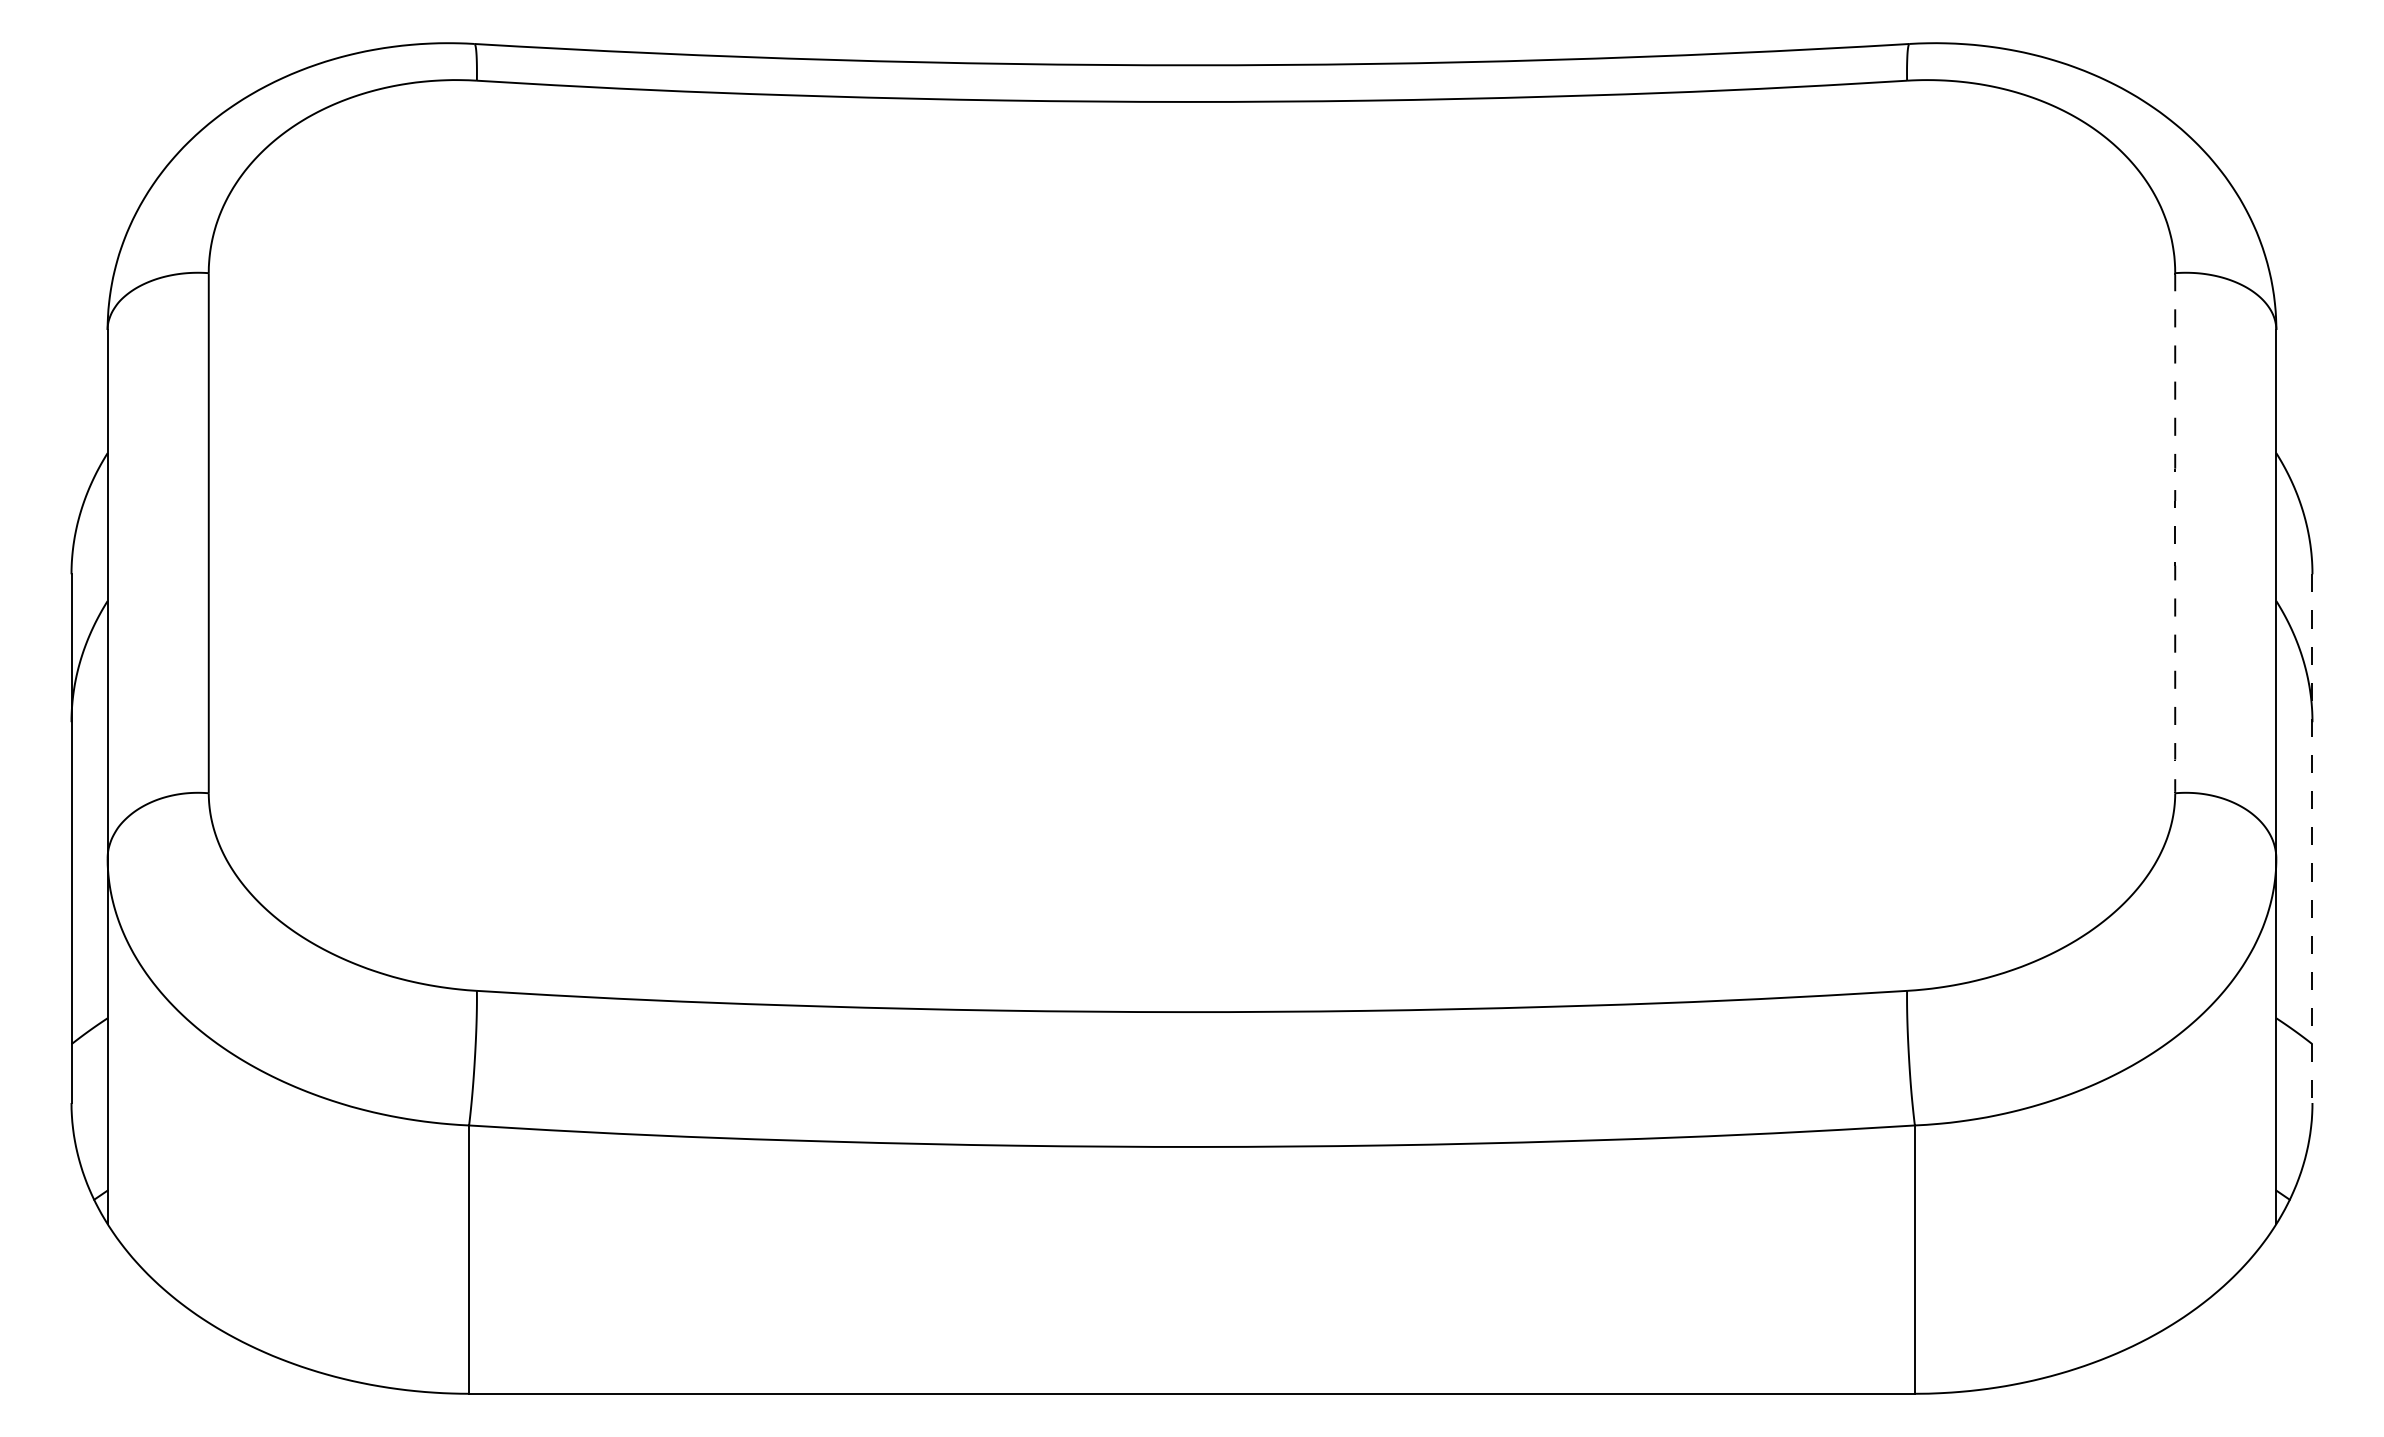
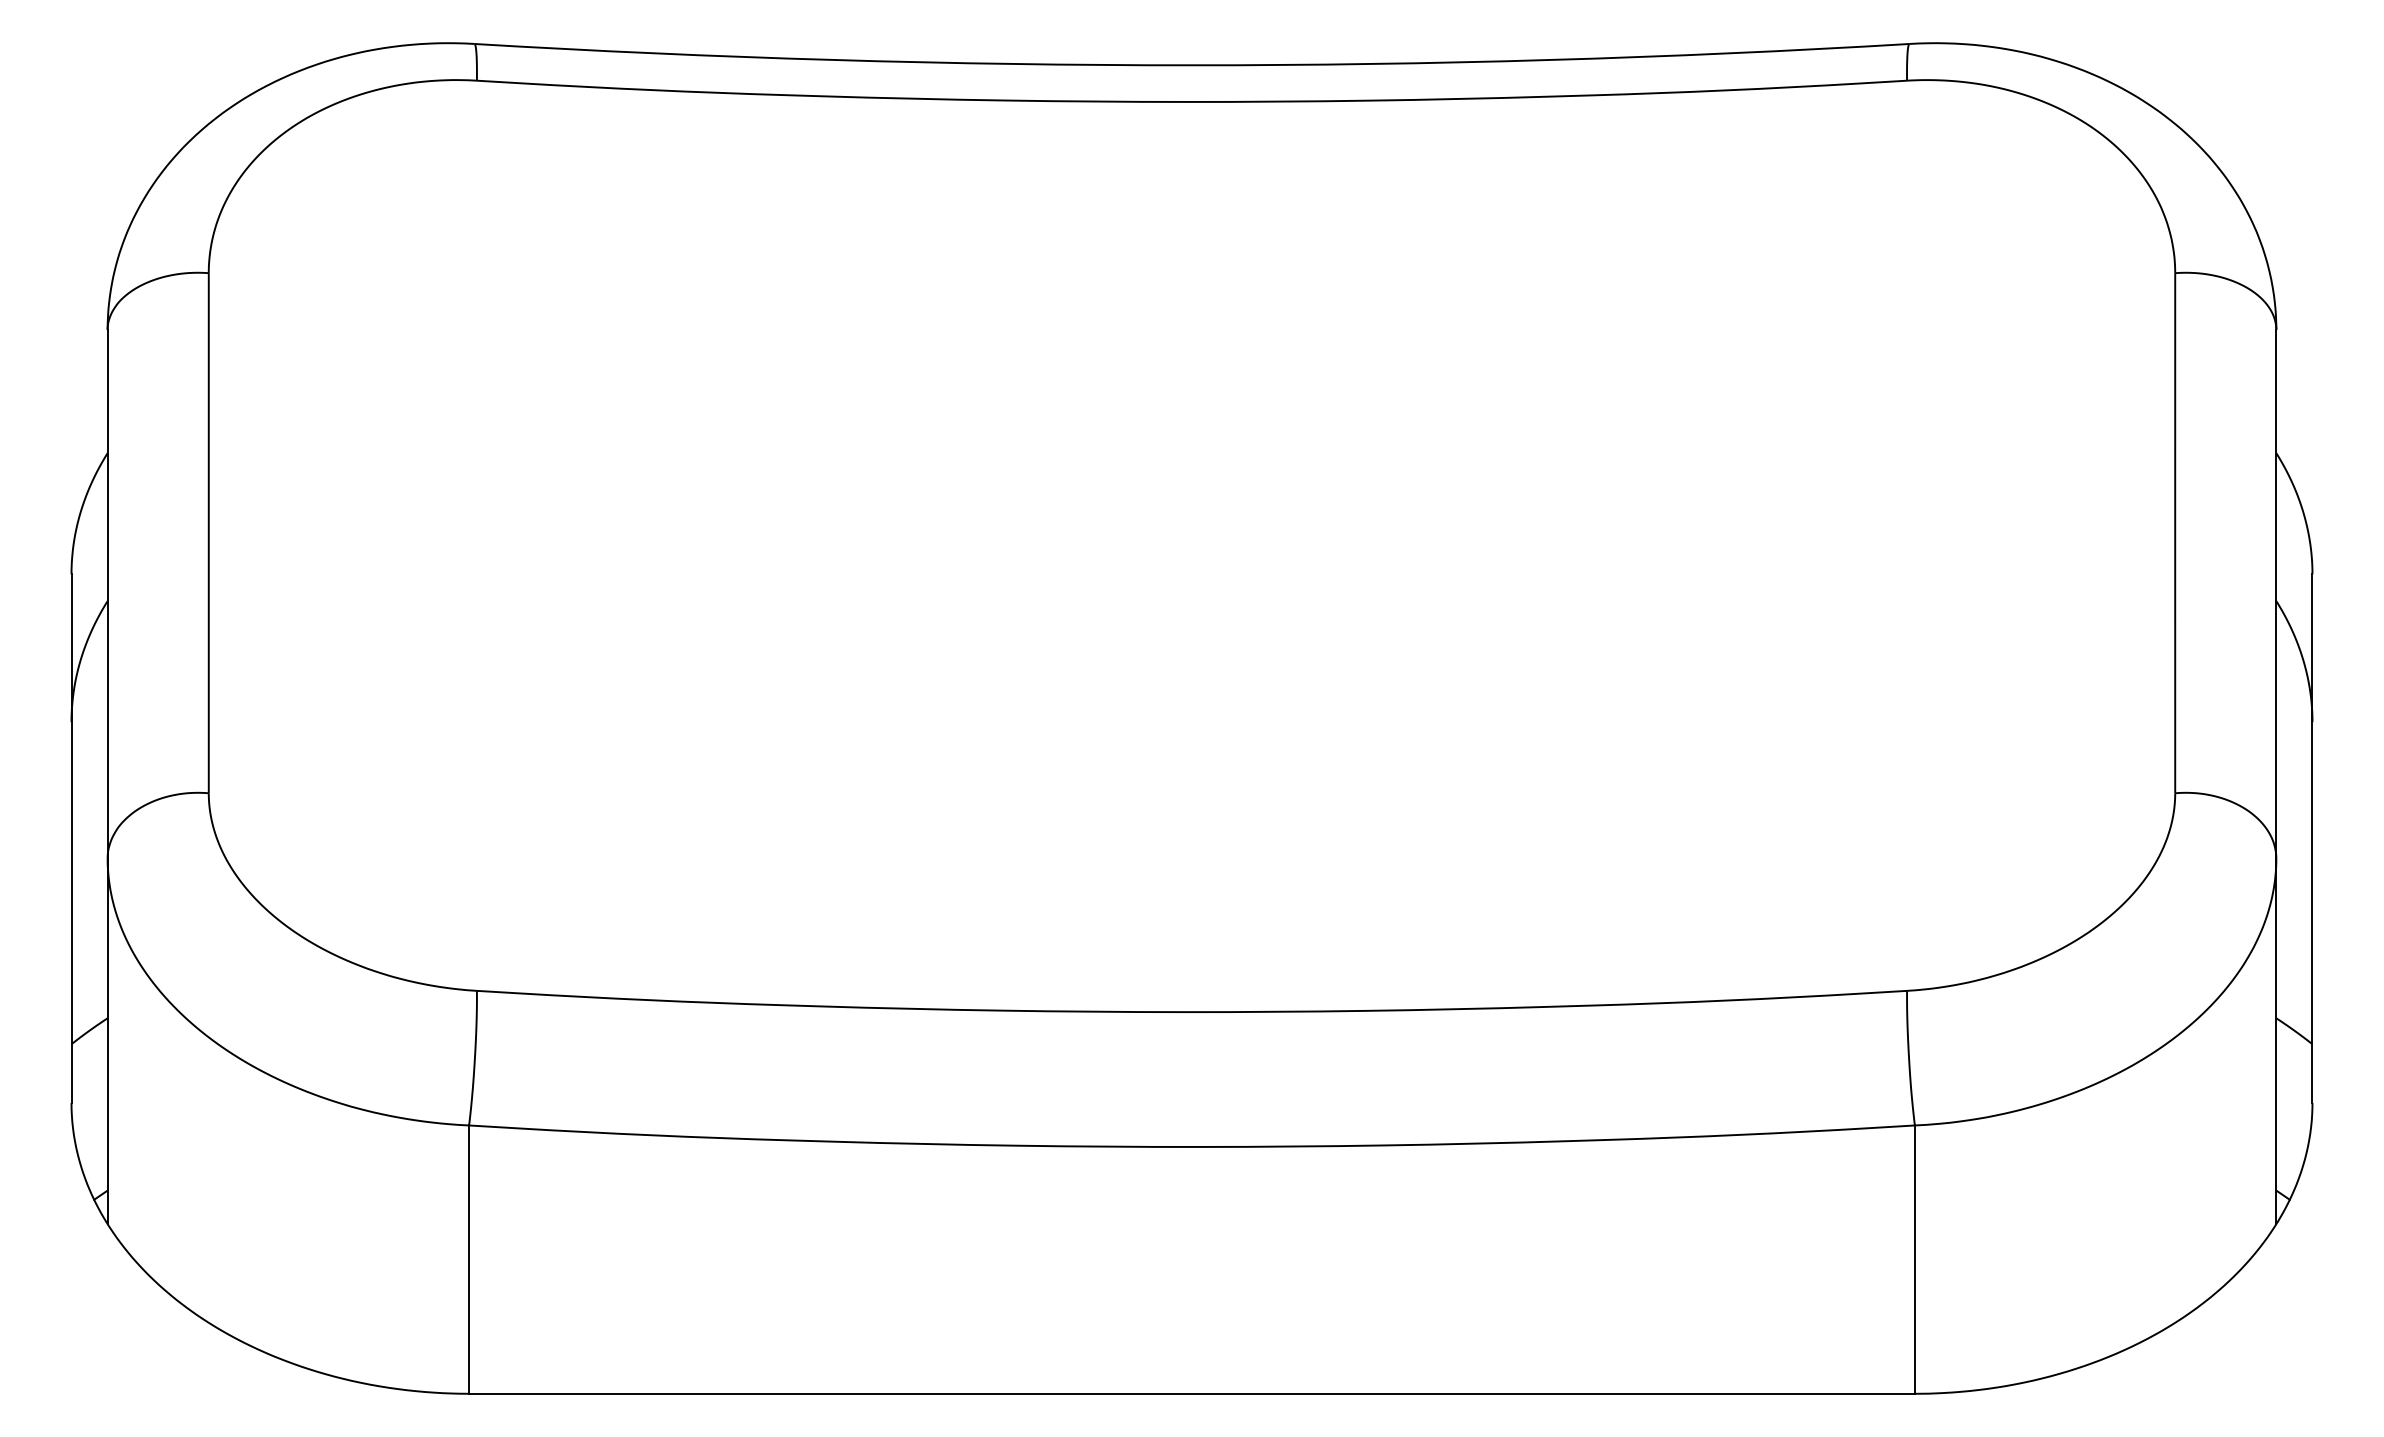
line: dashed -> solid (2175, 533)
line: dashed -> solid (2312, 839)
